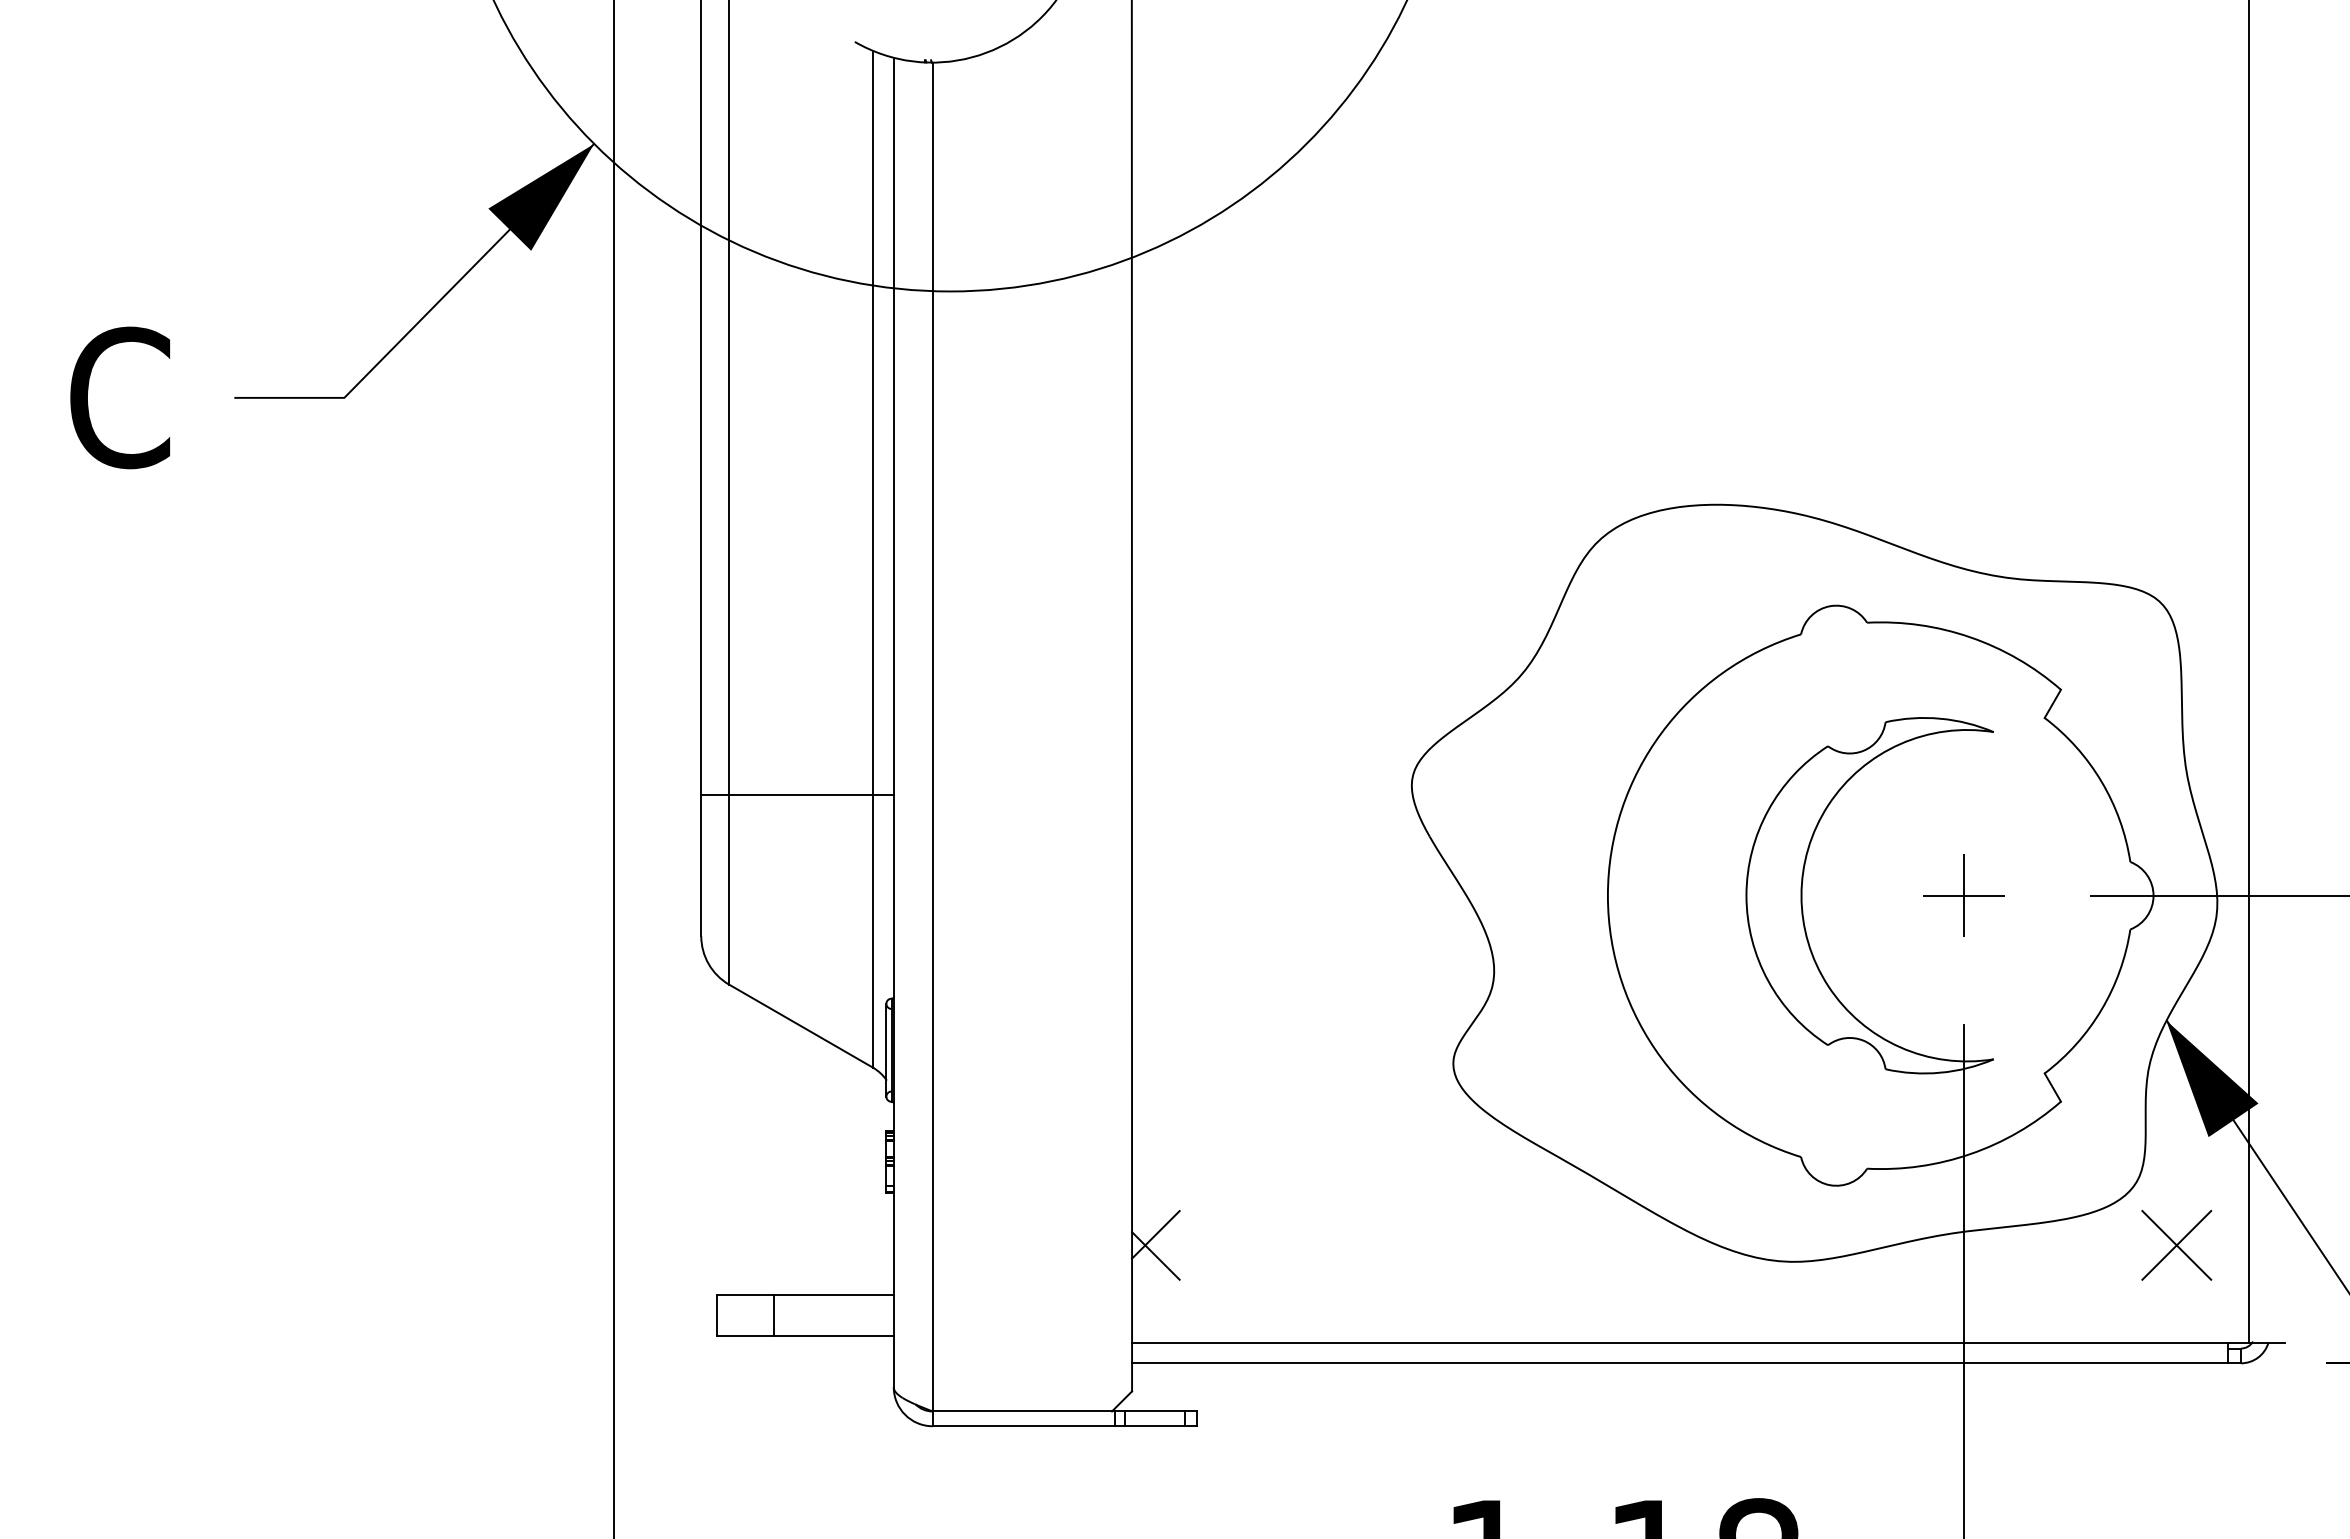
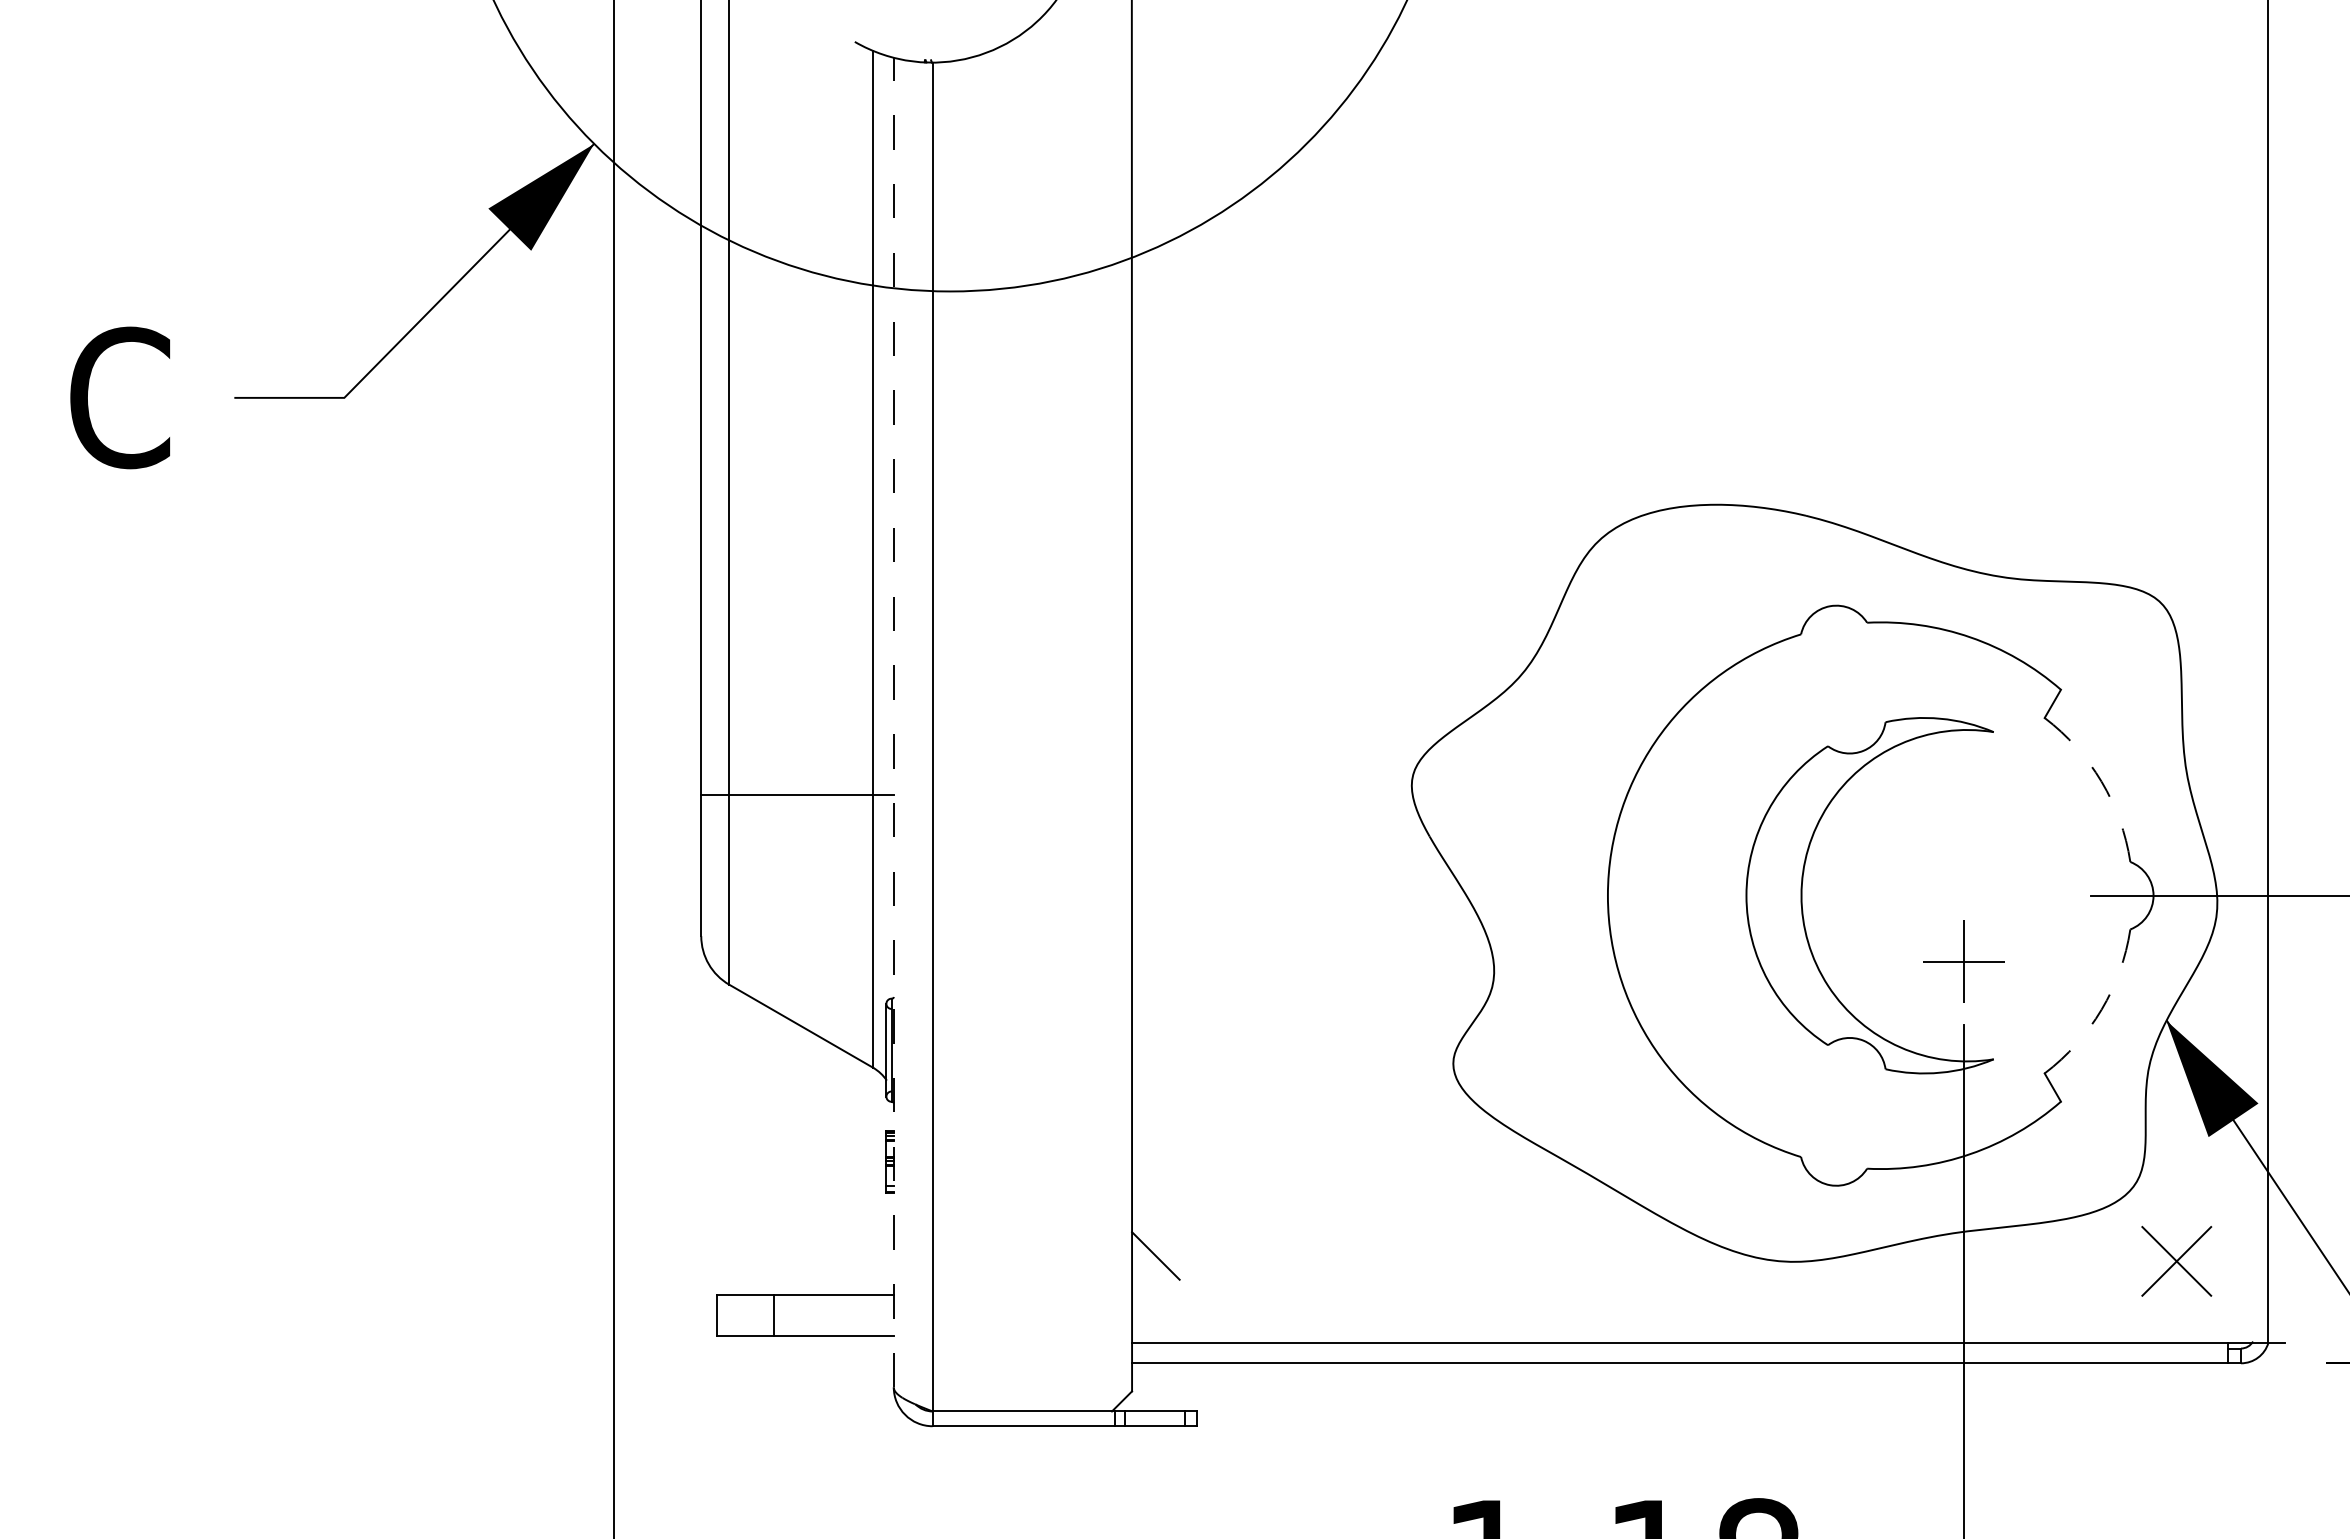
line position: (2248, 672) -> (2267, 672) (2267, 672)
line: solid -> dashed (893, 722)
arc: solid -> dashed (2101, 781)
part position: (1963, 895) -> (1963, 961) (1963, 961)
arc: solid -> dashed (2101, 1009)
line: present -> none (1155, 1234)
part position: (2176, 1245) -> (2176, 1261) (2176, 1261)
